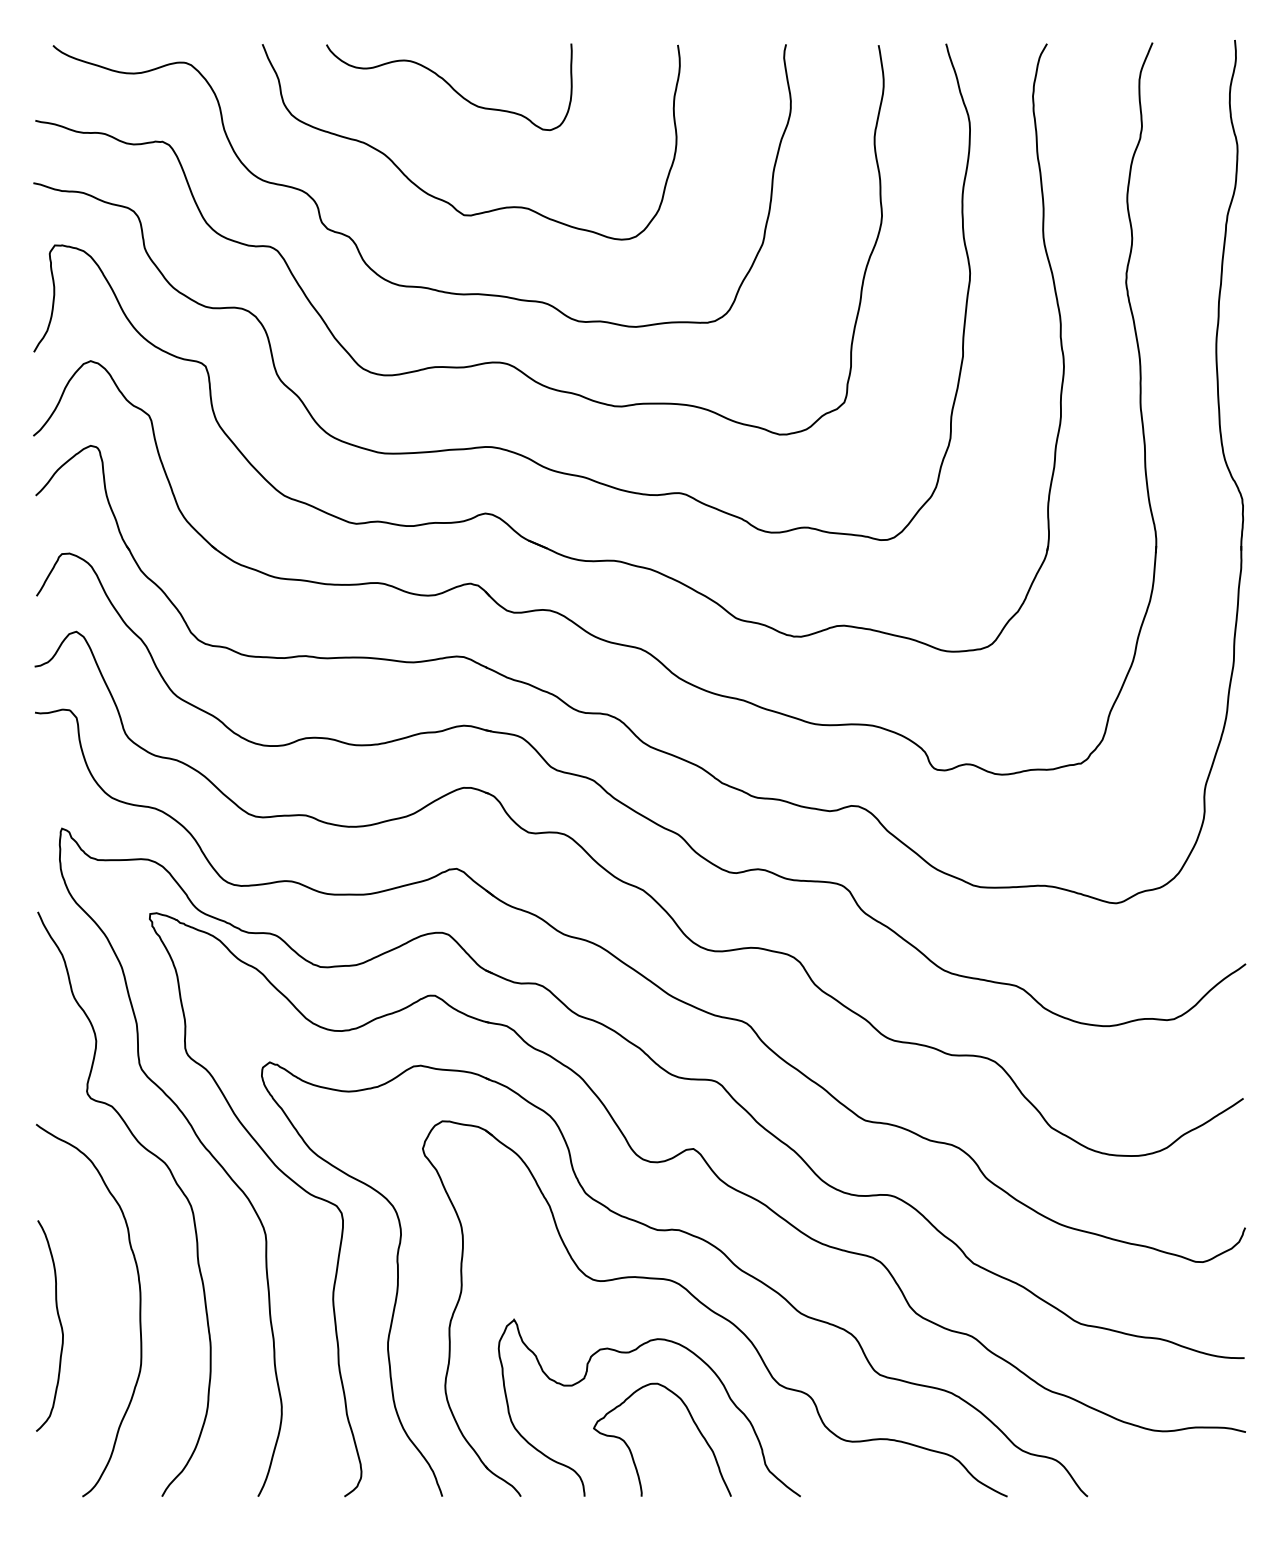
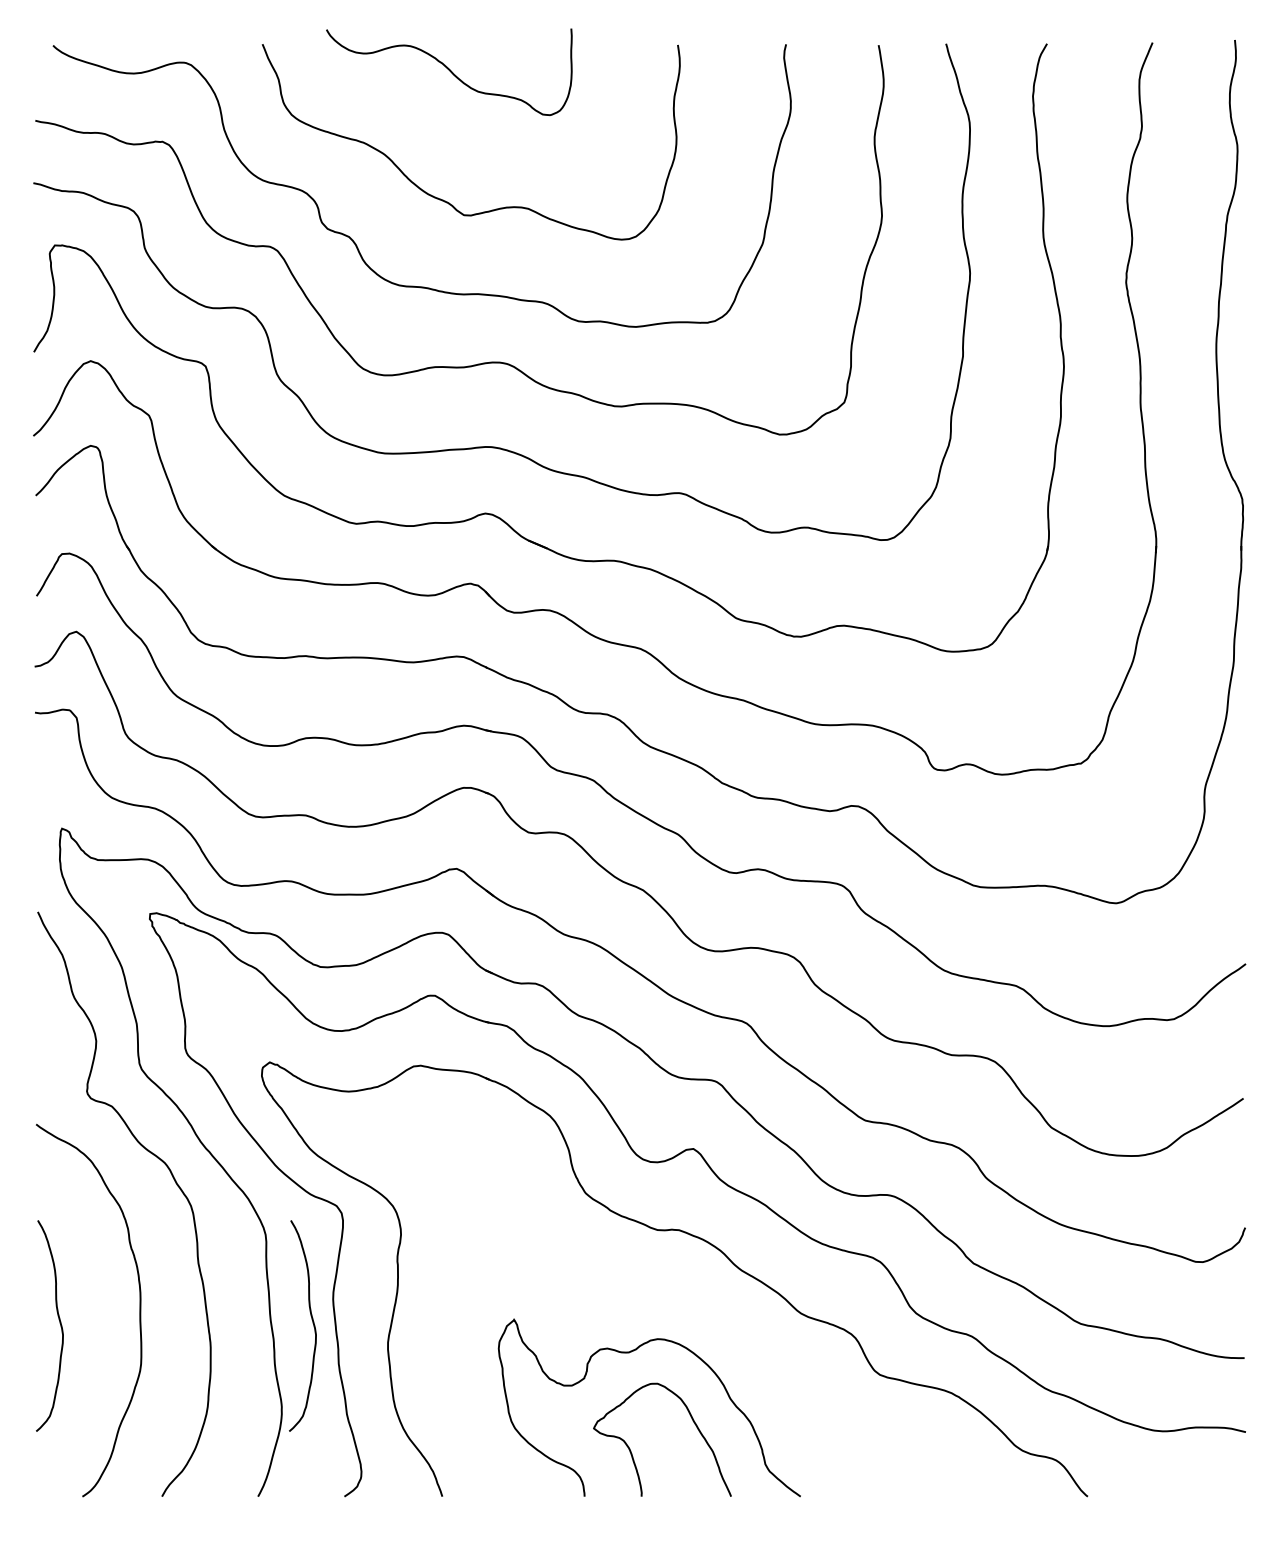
curve position: (449, 86) -> (449, 71) (449, 71)
part: present -> none (714, 1308)
curve: none -> present (312, 1323)
